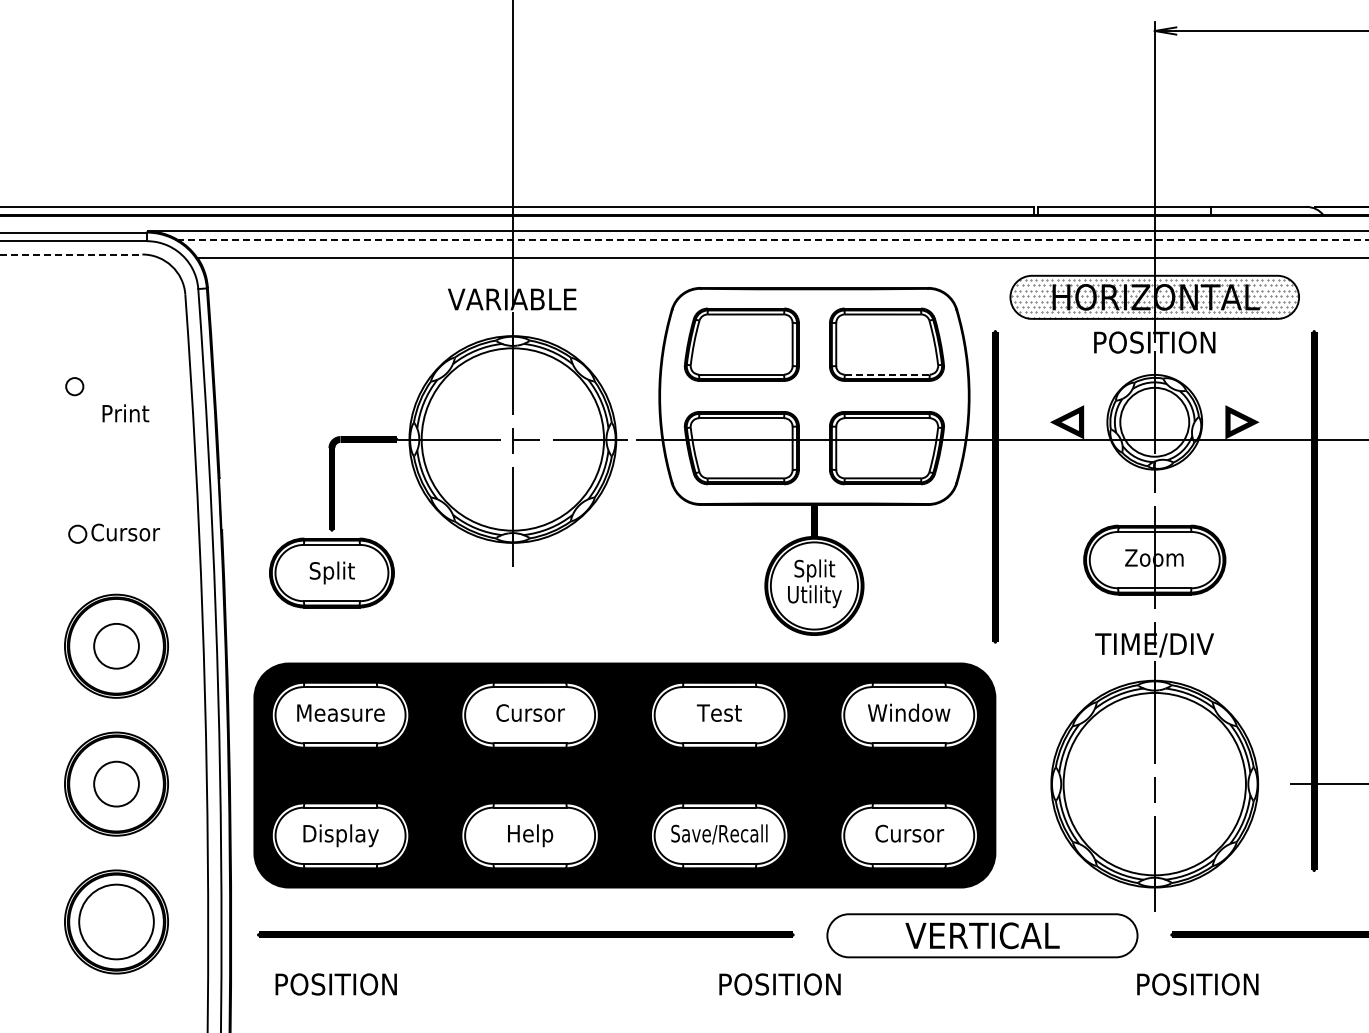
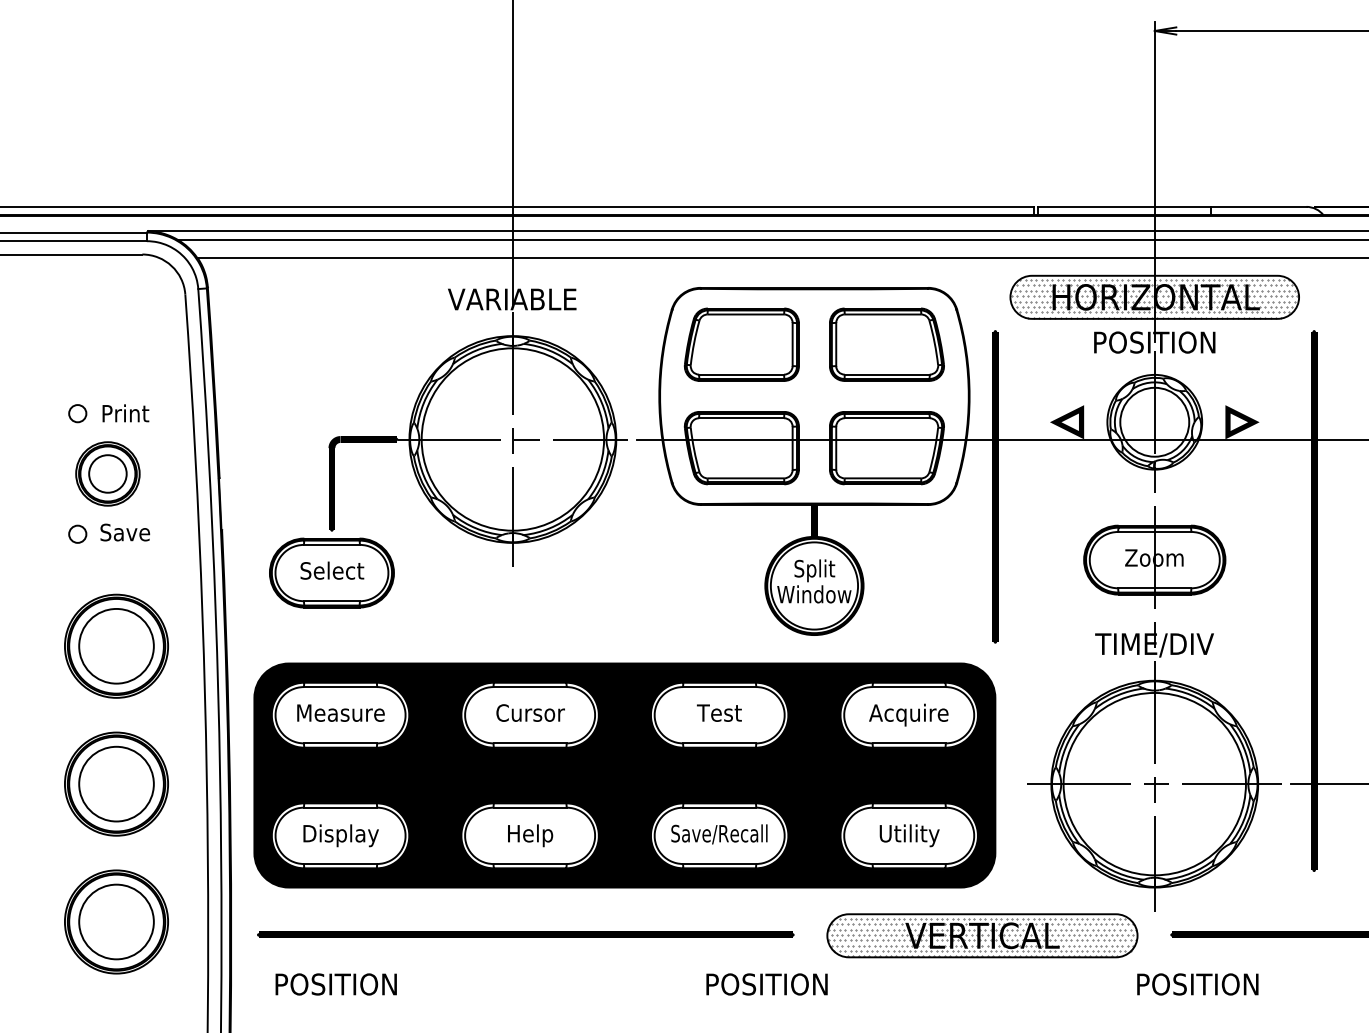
line: dashed -> solid (772, 239)
line: dashed -> solid (71, 254)
line: dashed -> solid (887, 374)
circle position: (74, 386) -> (77, 413) (77, 413)
part: none -> present (107, 473)
text: Cursor -> Save (125, 532)
text: Split -> Select (332, 572)
text: Utility -> Window (814, 596)
circle diameter: 45 px -> 75 px (116, 645)
text: Window -> Acquire (909, 714)
circle diameter: 45 px -> 75 px (116, 783)
line: none -> present (1154, 784)
text: Cursor -> Utility (909, 835)
hatch: none -> present (981, 937)
text position: (779, 984) -> (766, 984) (766, 984)
